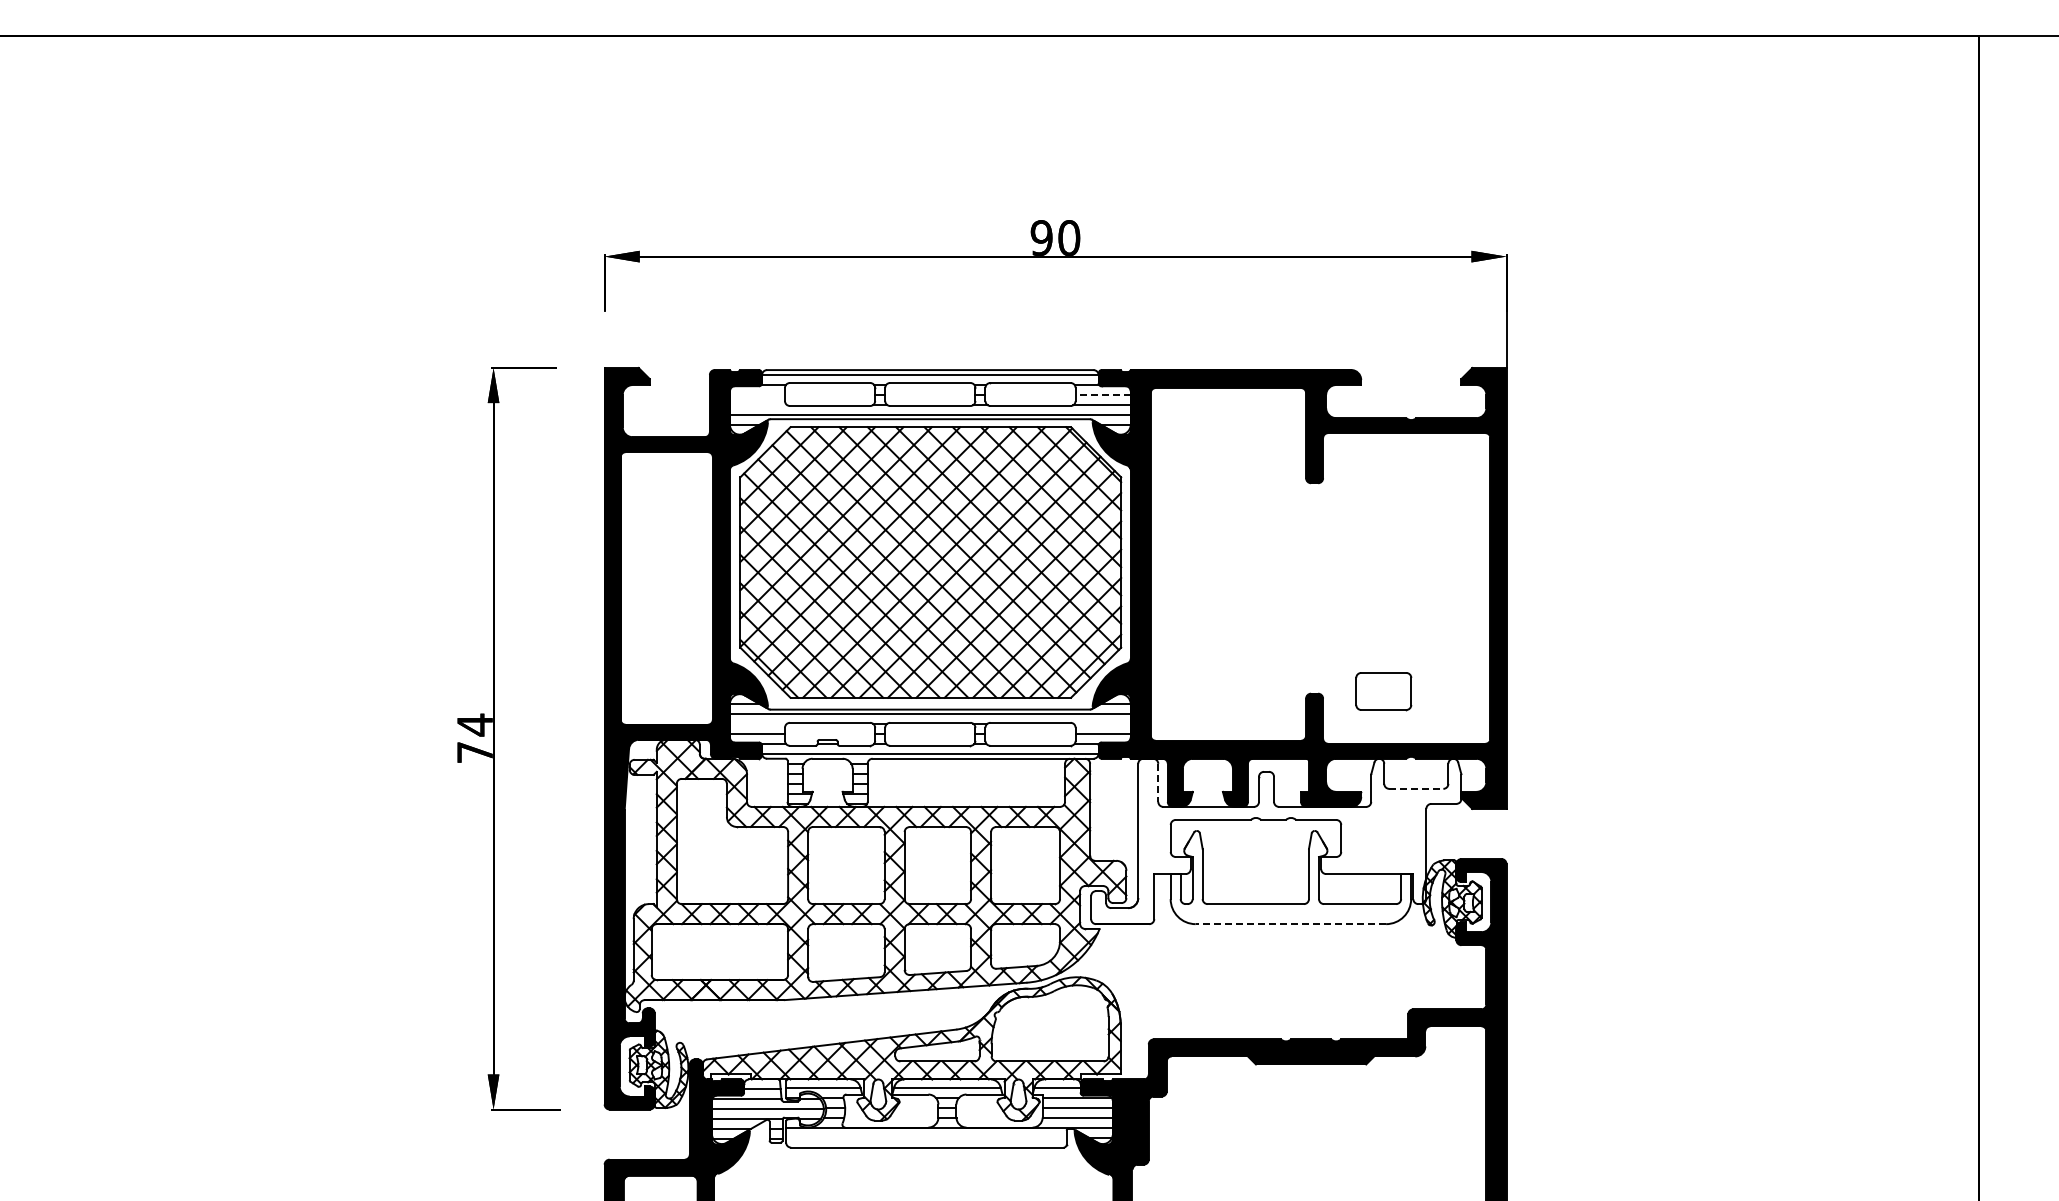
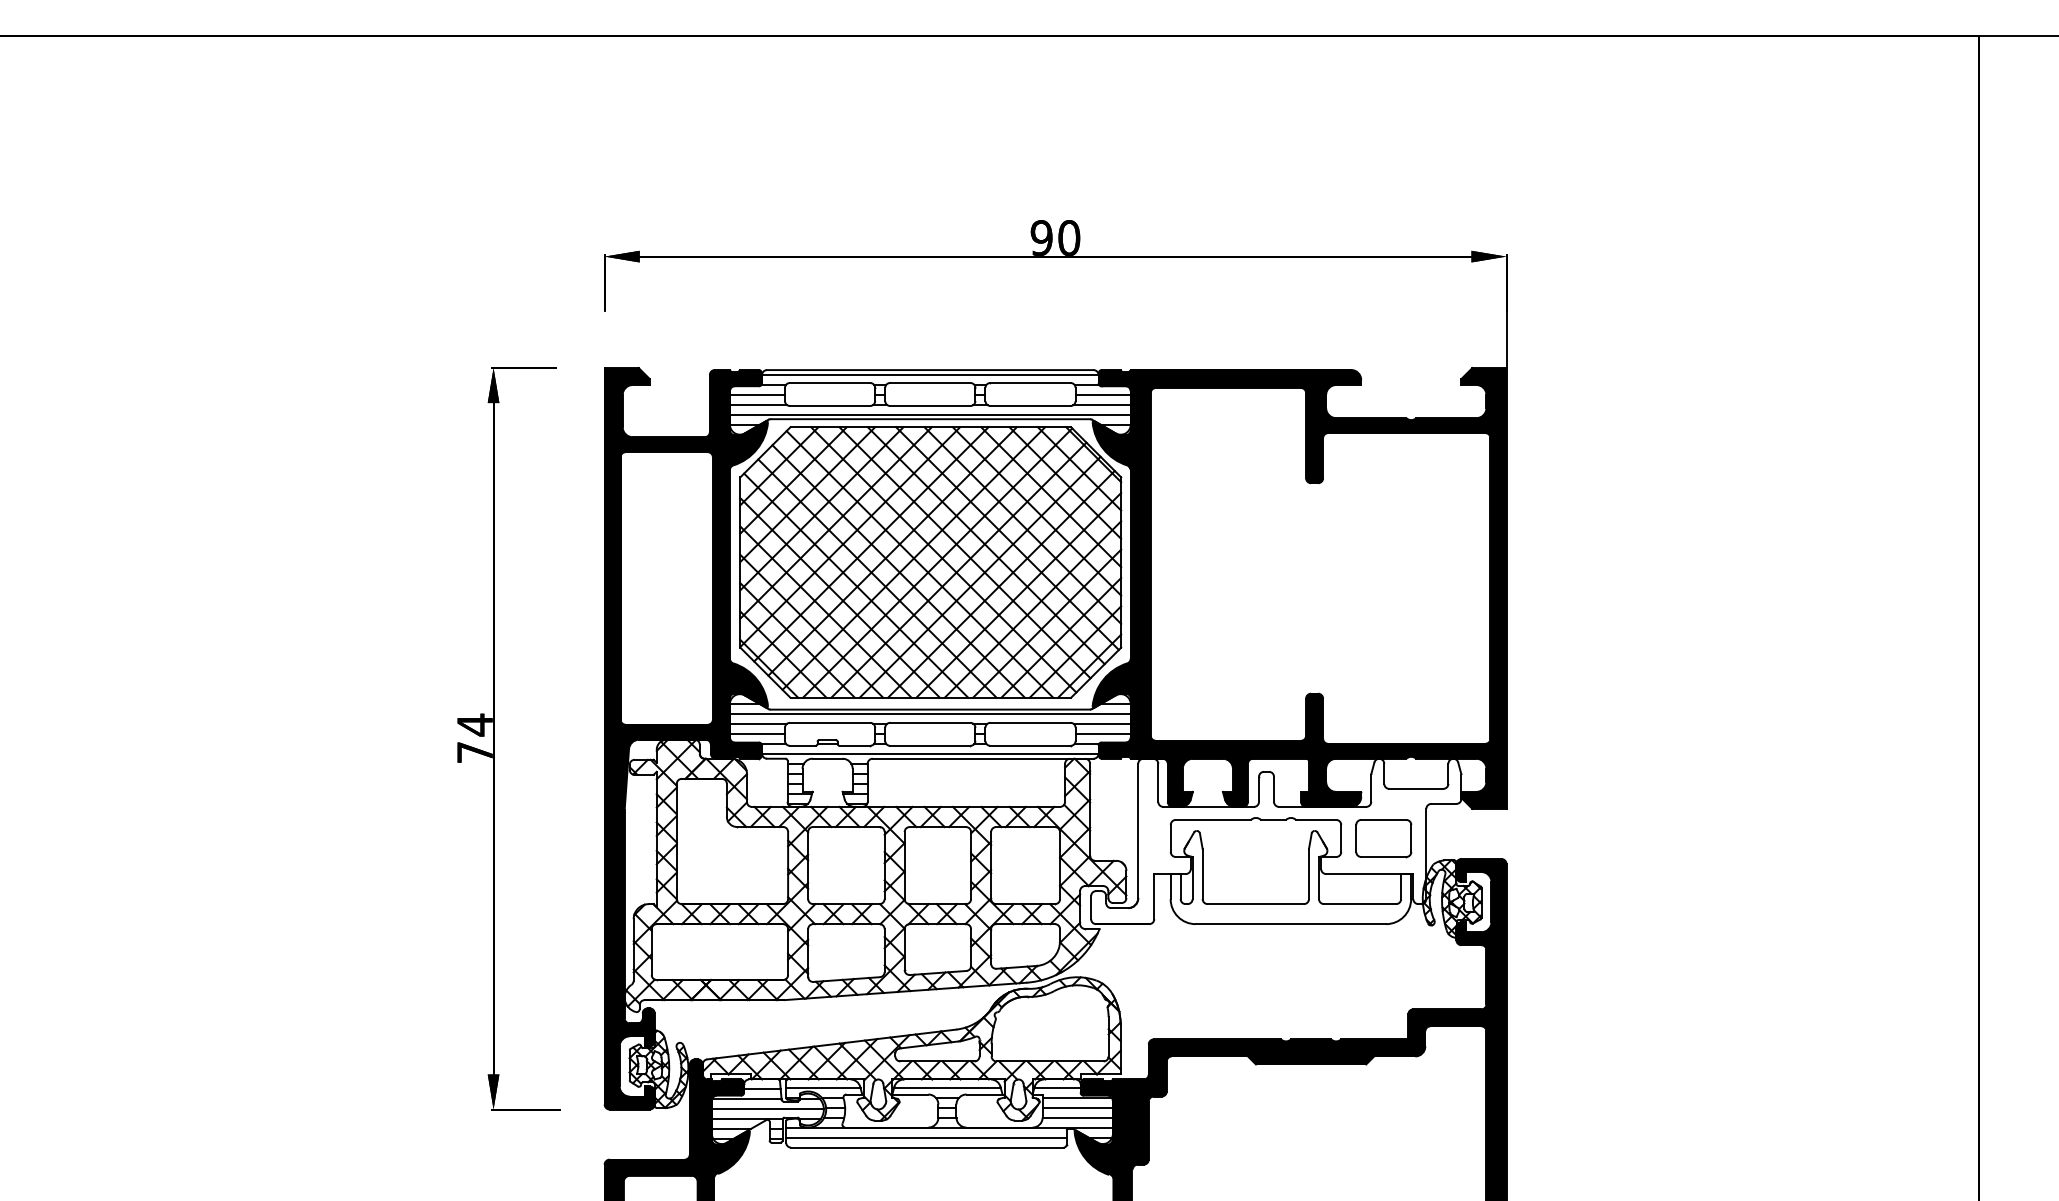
line: none -> present (757, 395)
line: dashed -> solid (1103, 395)
line: none -> present (758, 405)
part position: (1383, 691) -> (1383, 838) (1383, 838)
line: none -> present (758, 723)
line: none -> present (1101, 723)
line: dashed -> solid (1158, 783)
line: dashed -> solid (1416, 788)
line: dashed -> solid (1290, 924)
line: none -> present (926, 1137)
